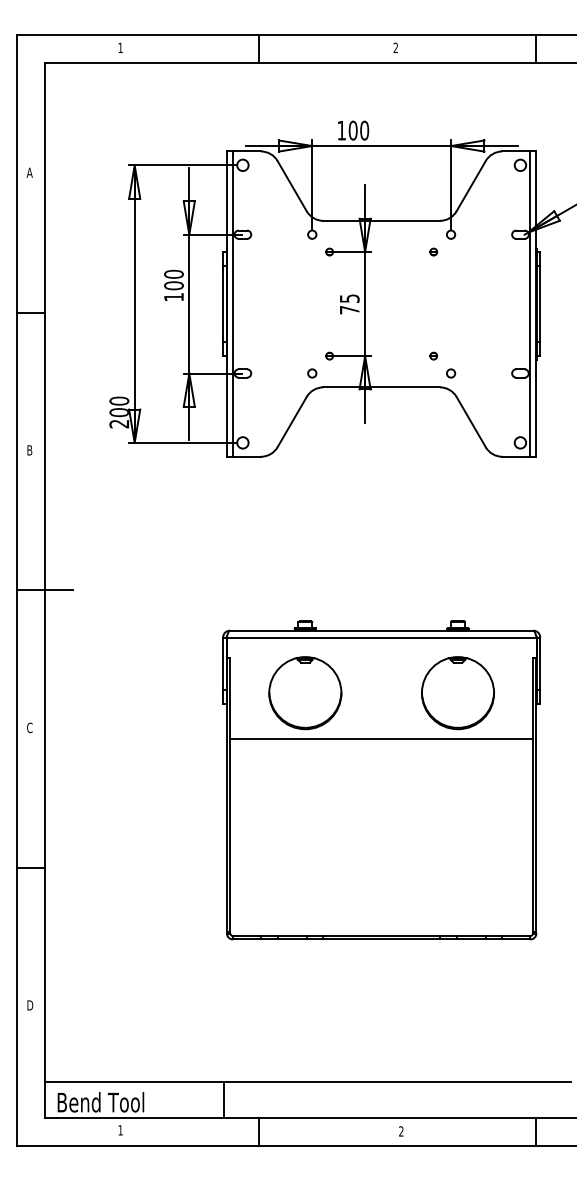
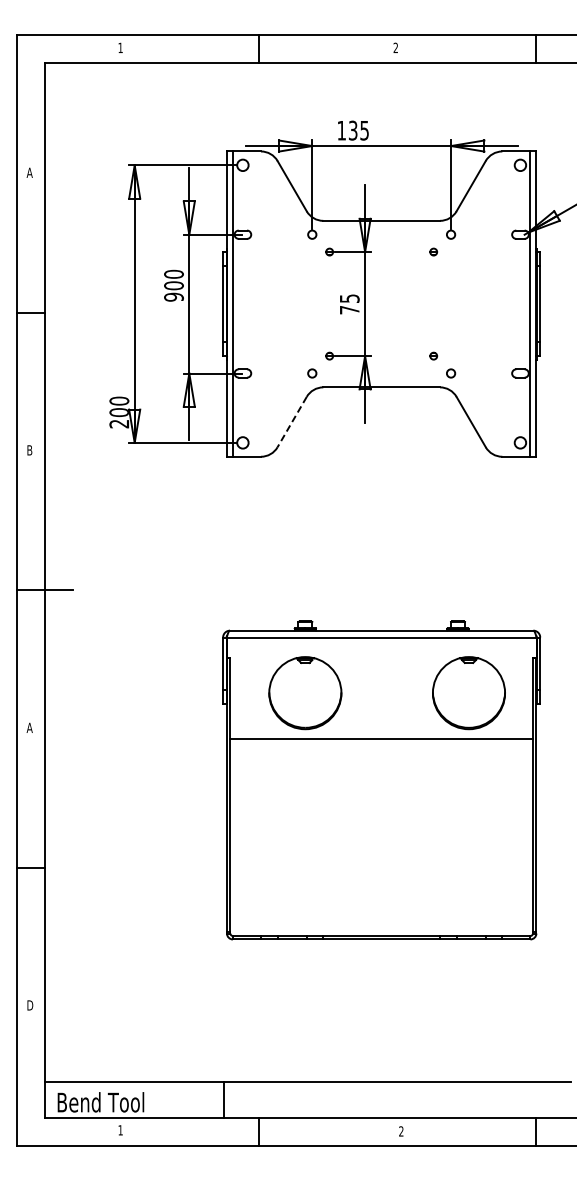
text: 100 -> 135 (358, 130)
text: 100 -> 900 (173, 296)
line: solid -> dashed (291, 422)
part position: (457, 693) -> (468, 693) (468, 693)
text: C -> A (29, 727)
